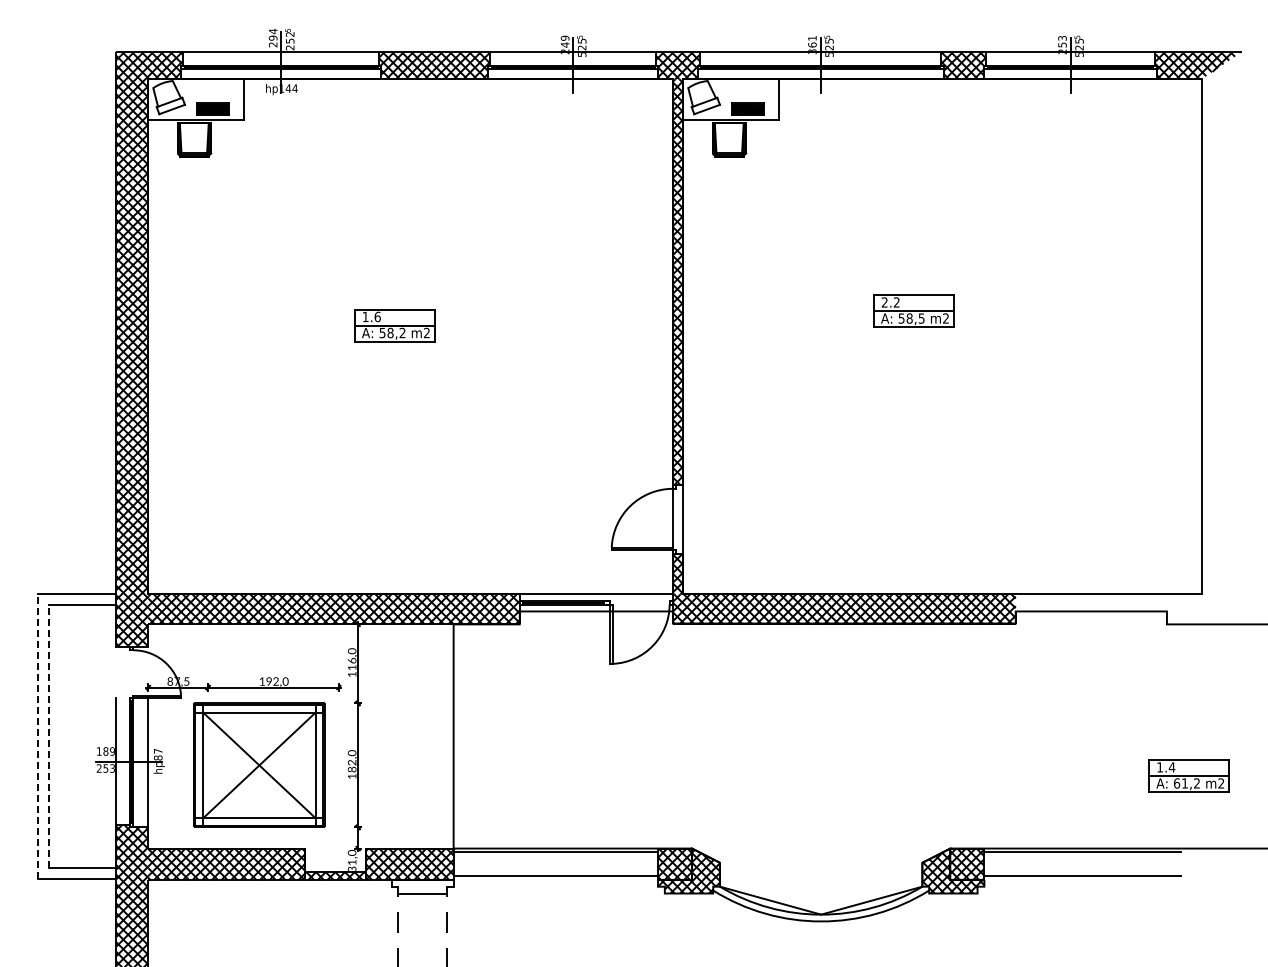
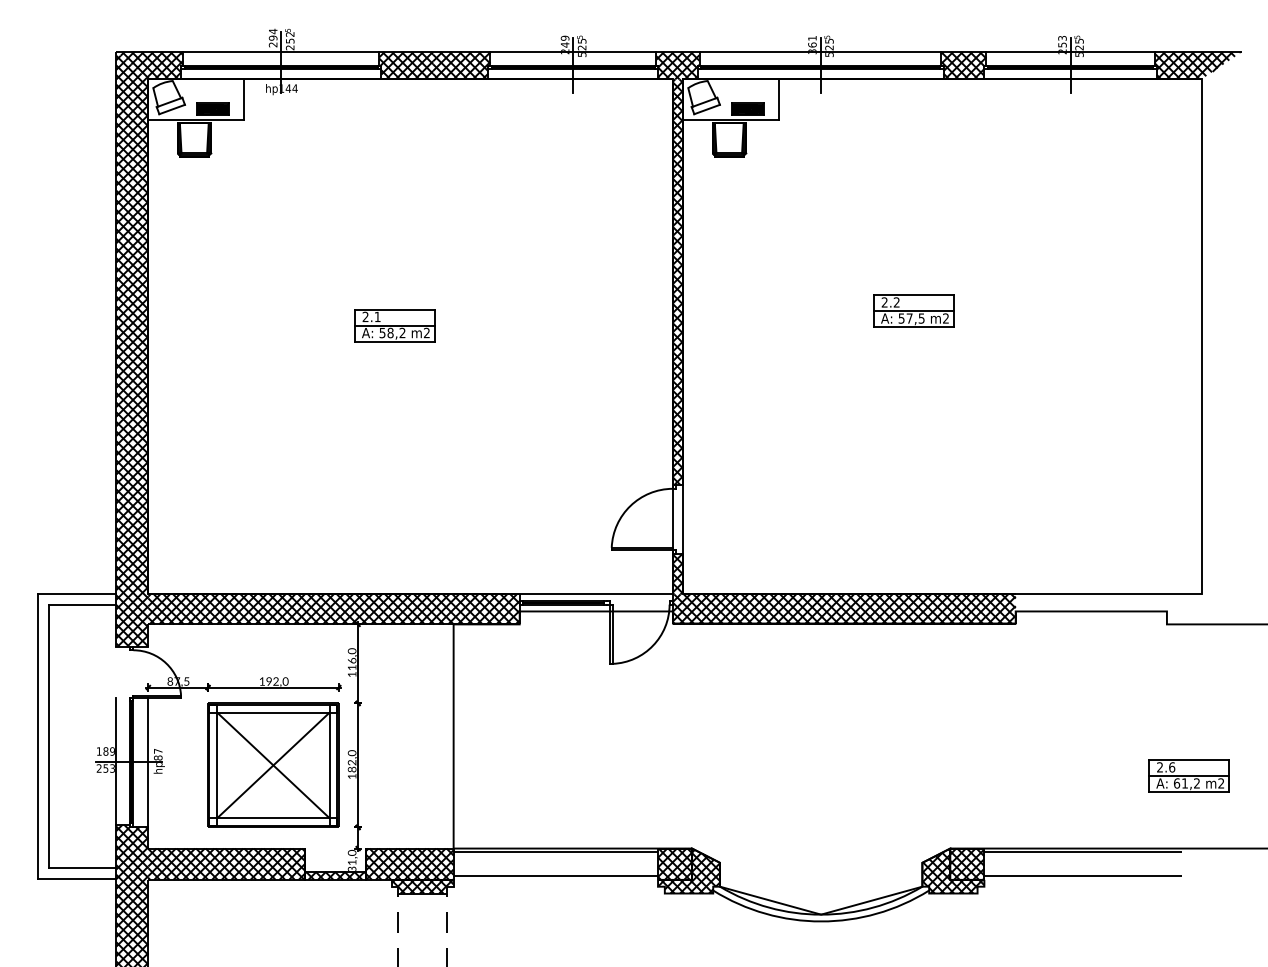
text: 1.6 -> 2.1 (371, 316)
text: 58,5 -> 57,5 (909, 318)
line: dashed -> solid (38, 736)
line: dashed -> solid (48, 736)
part position: (259, 764) -> (273, 764) (273, 764)
text: 1.4 -> 2.6 (1166, 767)
hatch: none -> present (422, 886)
